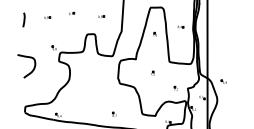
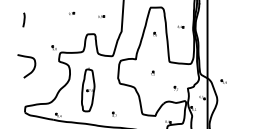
part: present -> none (47, 17)
part: none -> present (88, 89)
